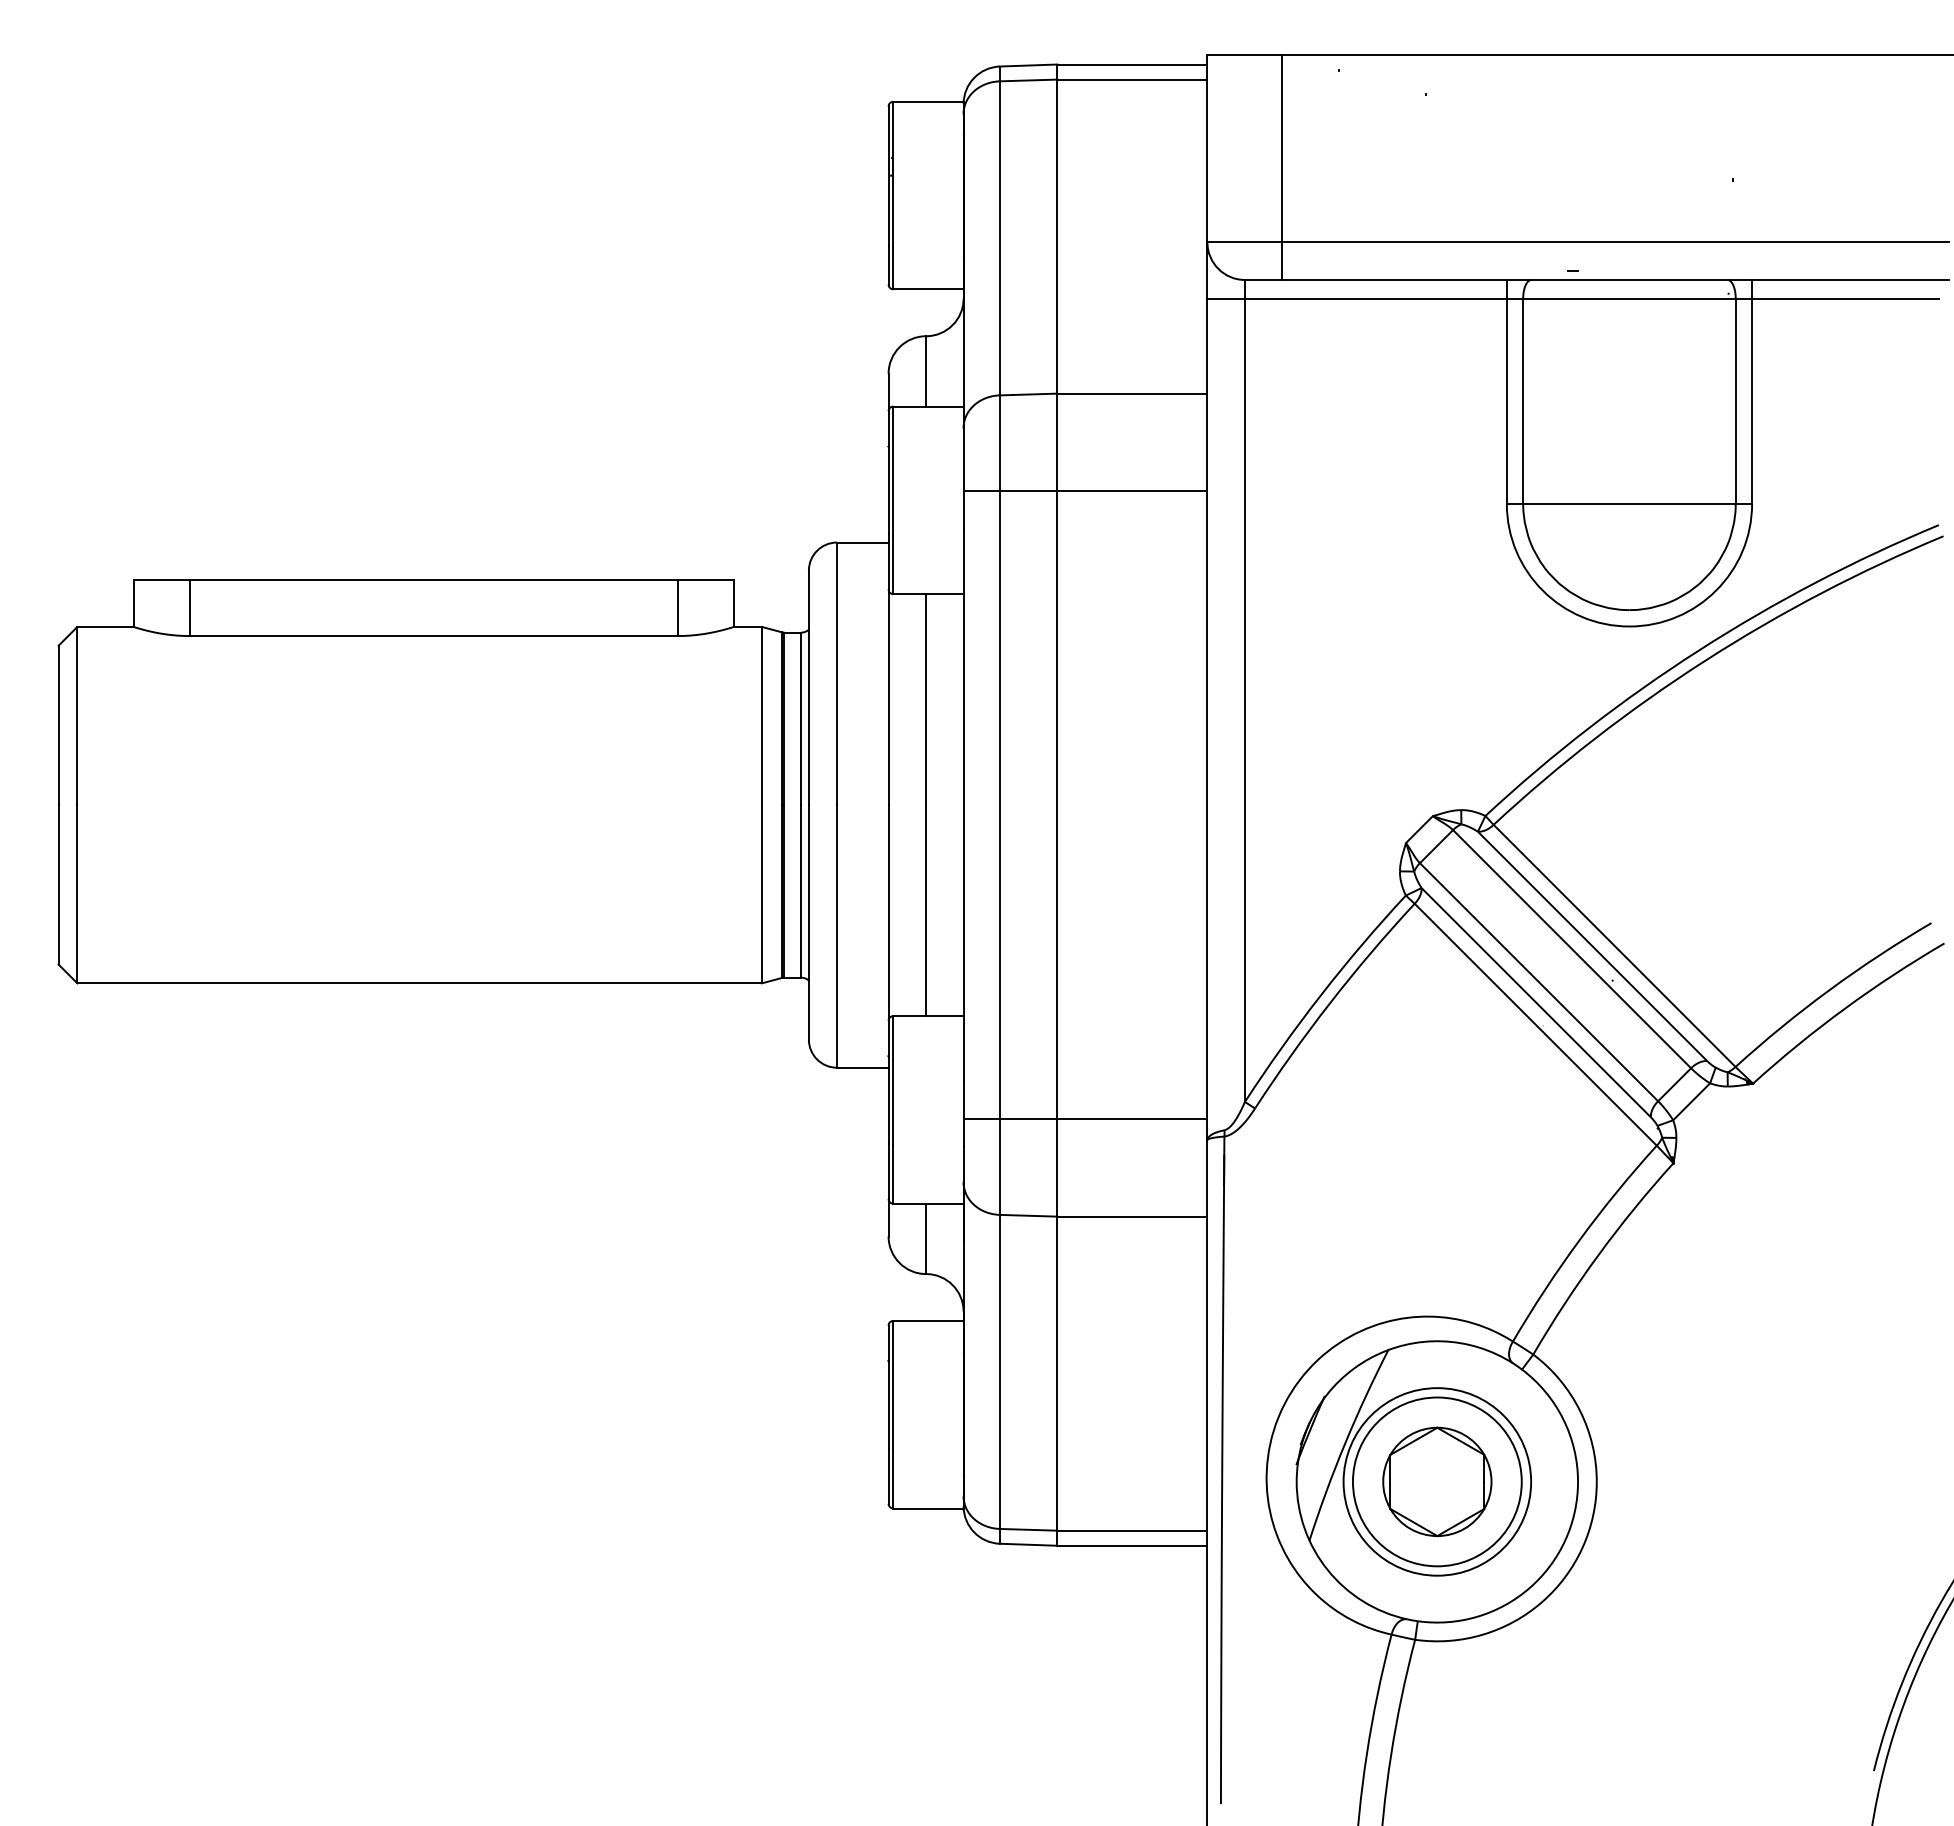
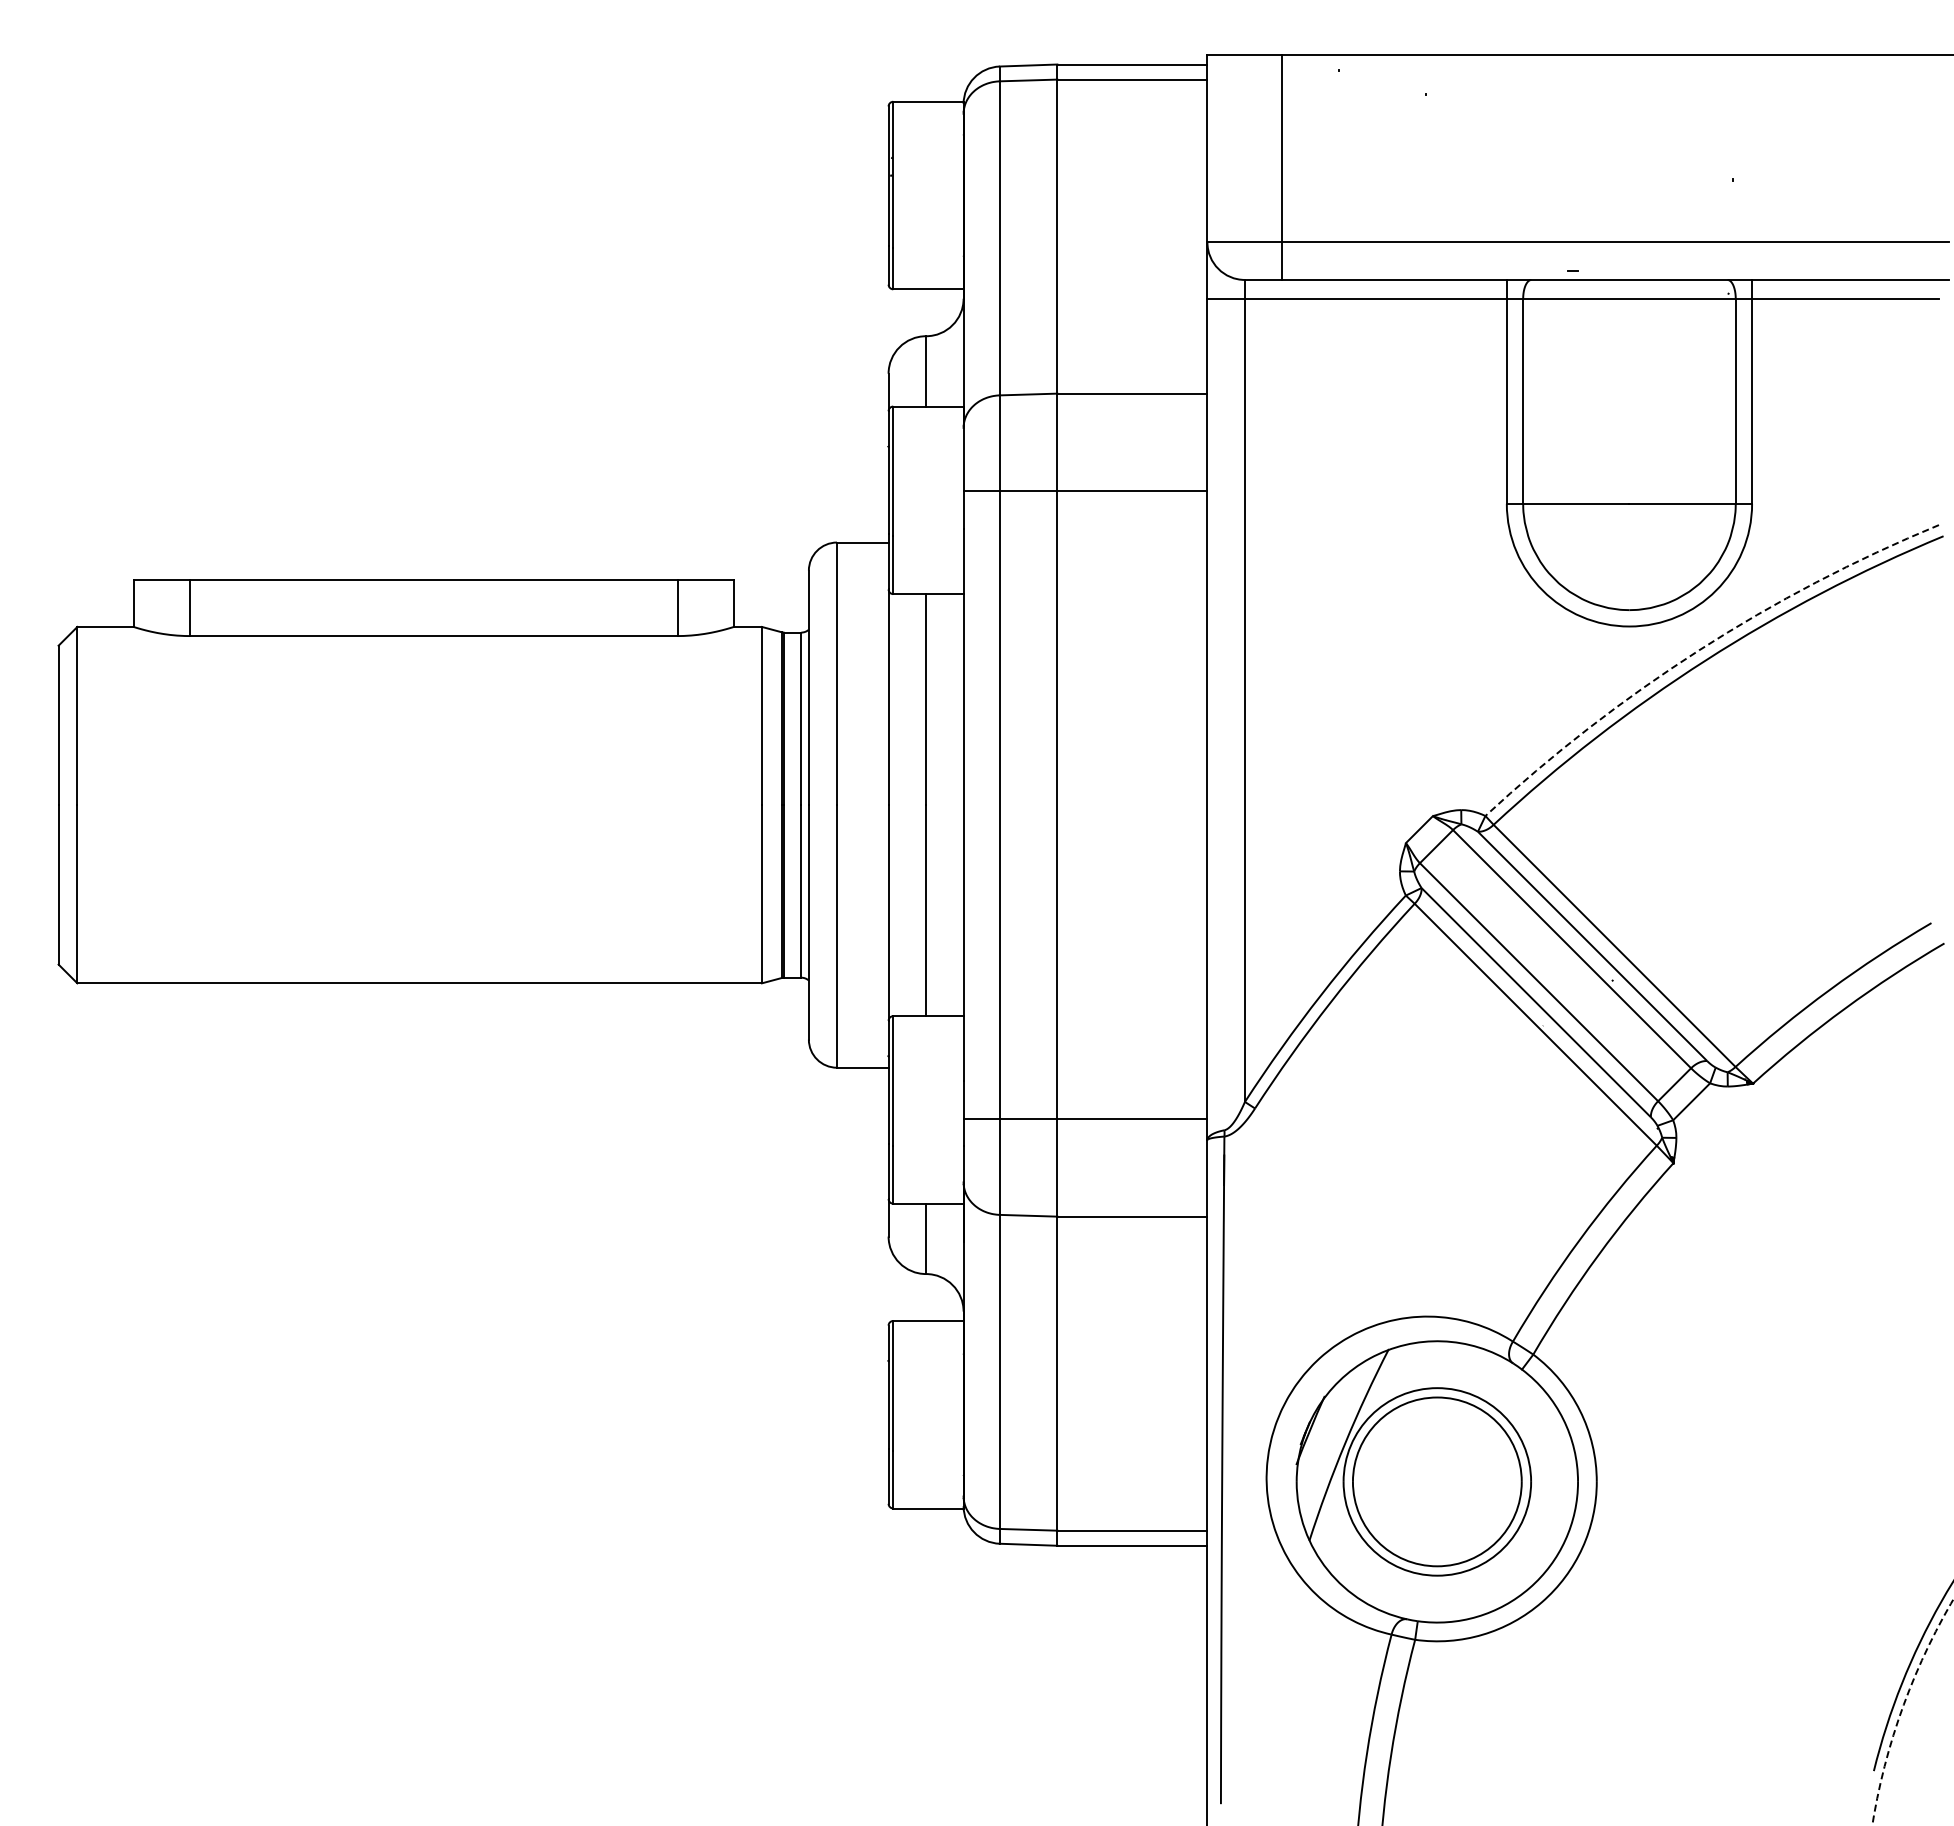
arc: solid -> dashed (1699, 650)
part: present -> none (1437, 1481)
arc: solid -> dashed (1902, 1709)
